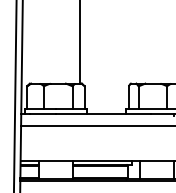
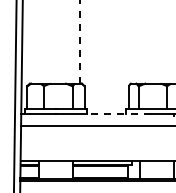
line: solid -> dashed (79, 41)
line: solid -> dashed (118, 113)
